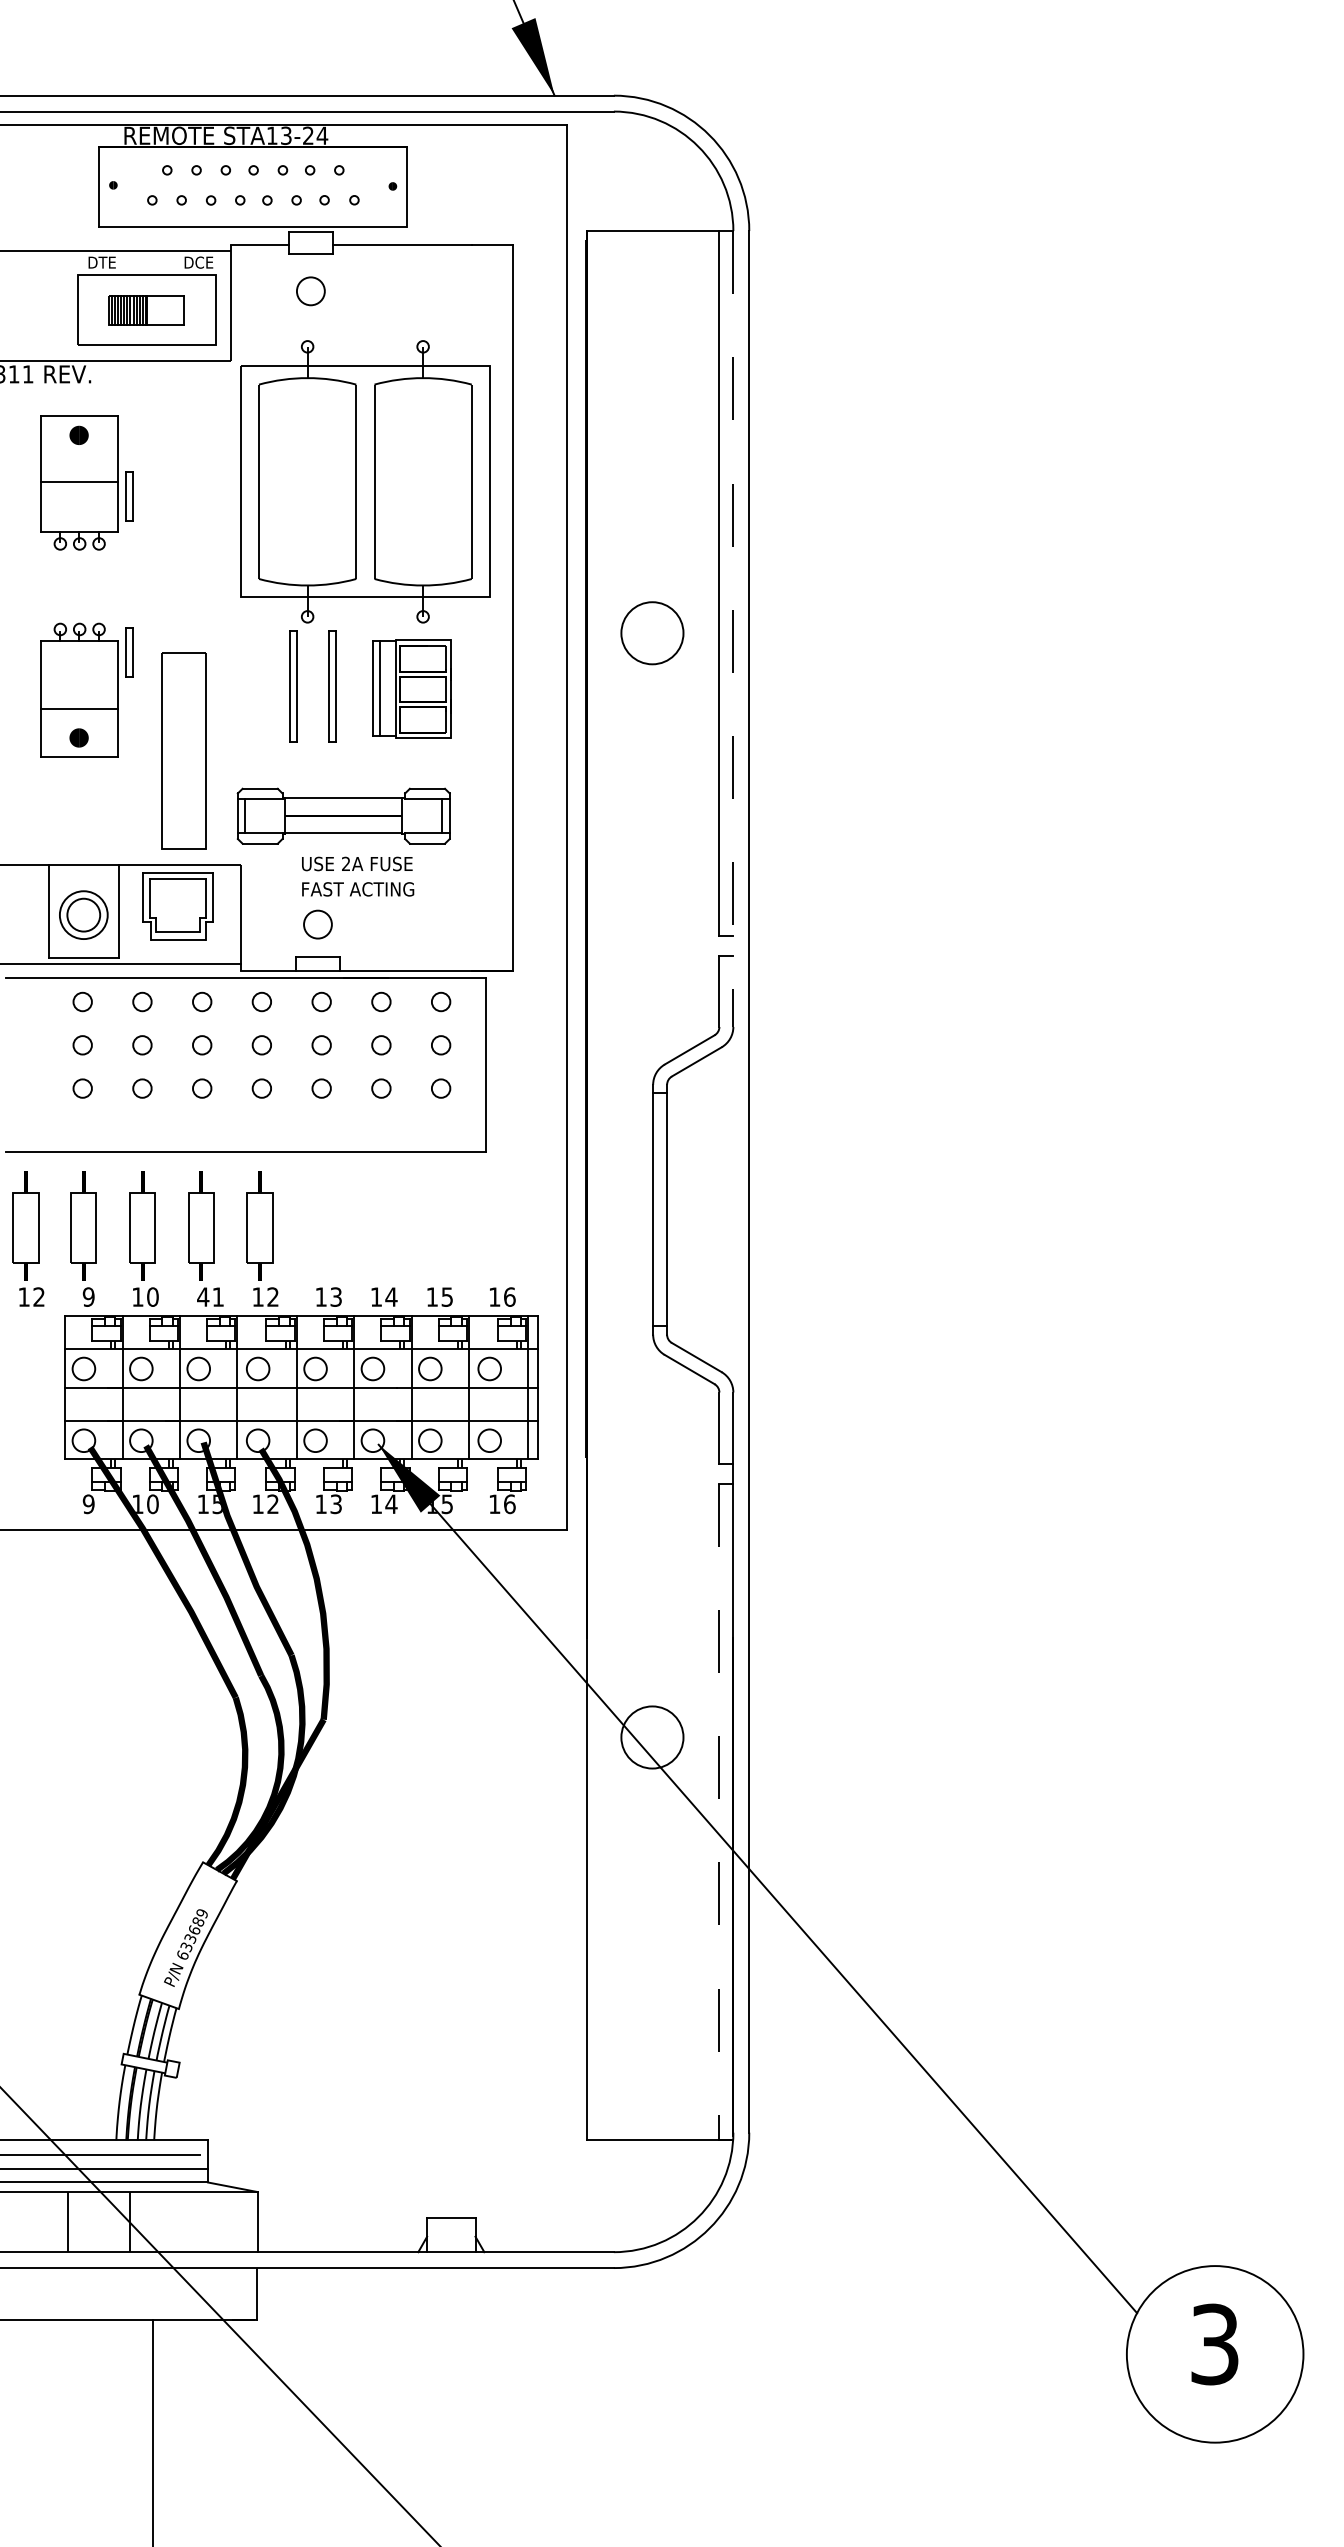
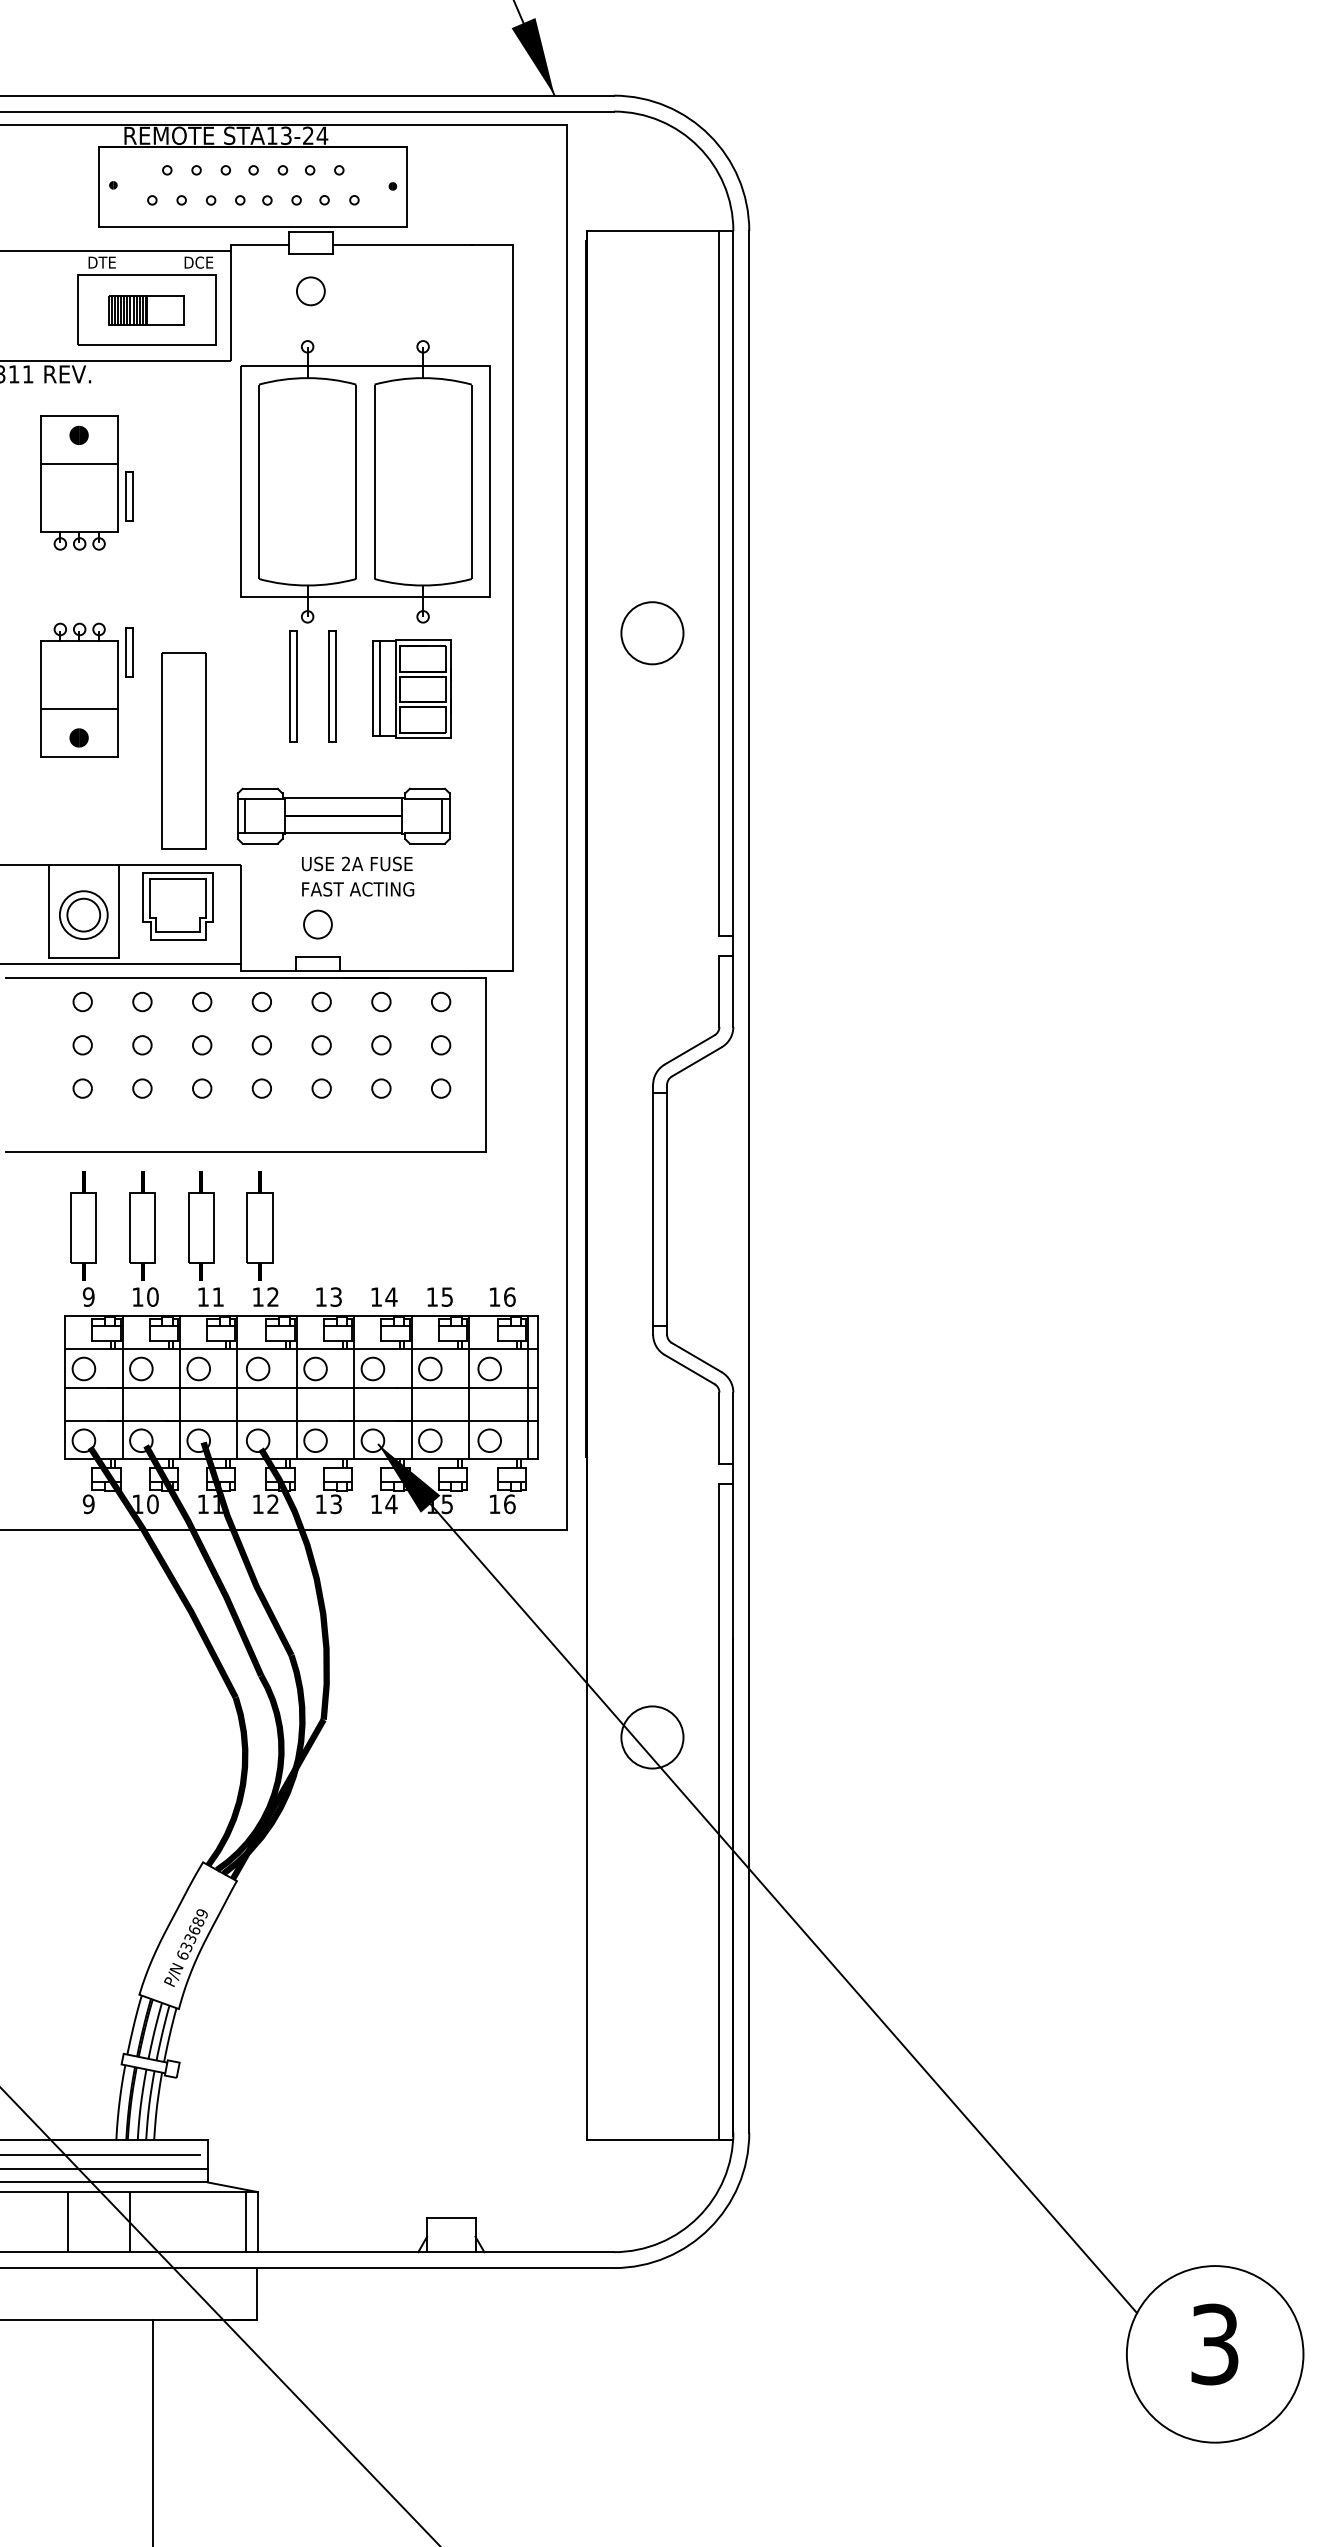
line position: (78, 482) -> (78, 464) (78, 464)
line: dashed -> solid (733, 629)
part: present -> none (28, 1238)
text: 41 -> 11 (203, 1296)
text: 15 -> 11 (217, 1504)
line: dashed -> solid (719, 1812)
line: none -> present (245, 2222)
